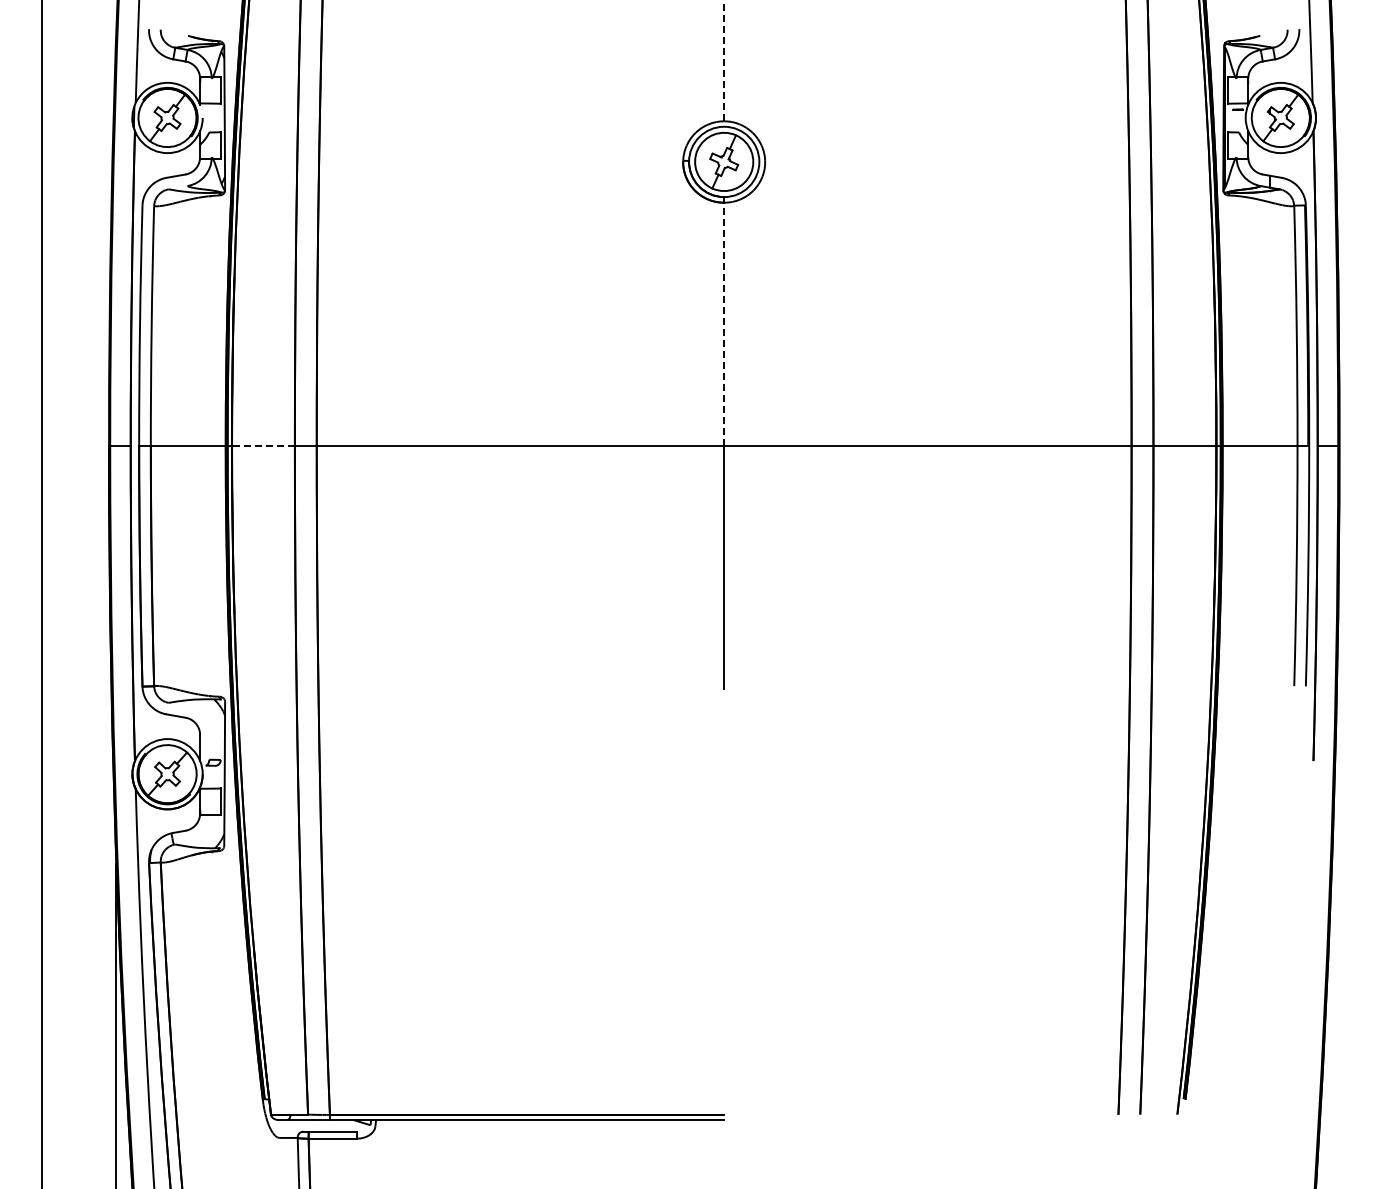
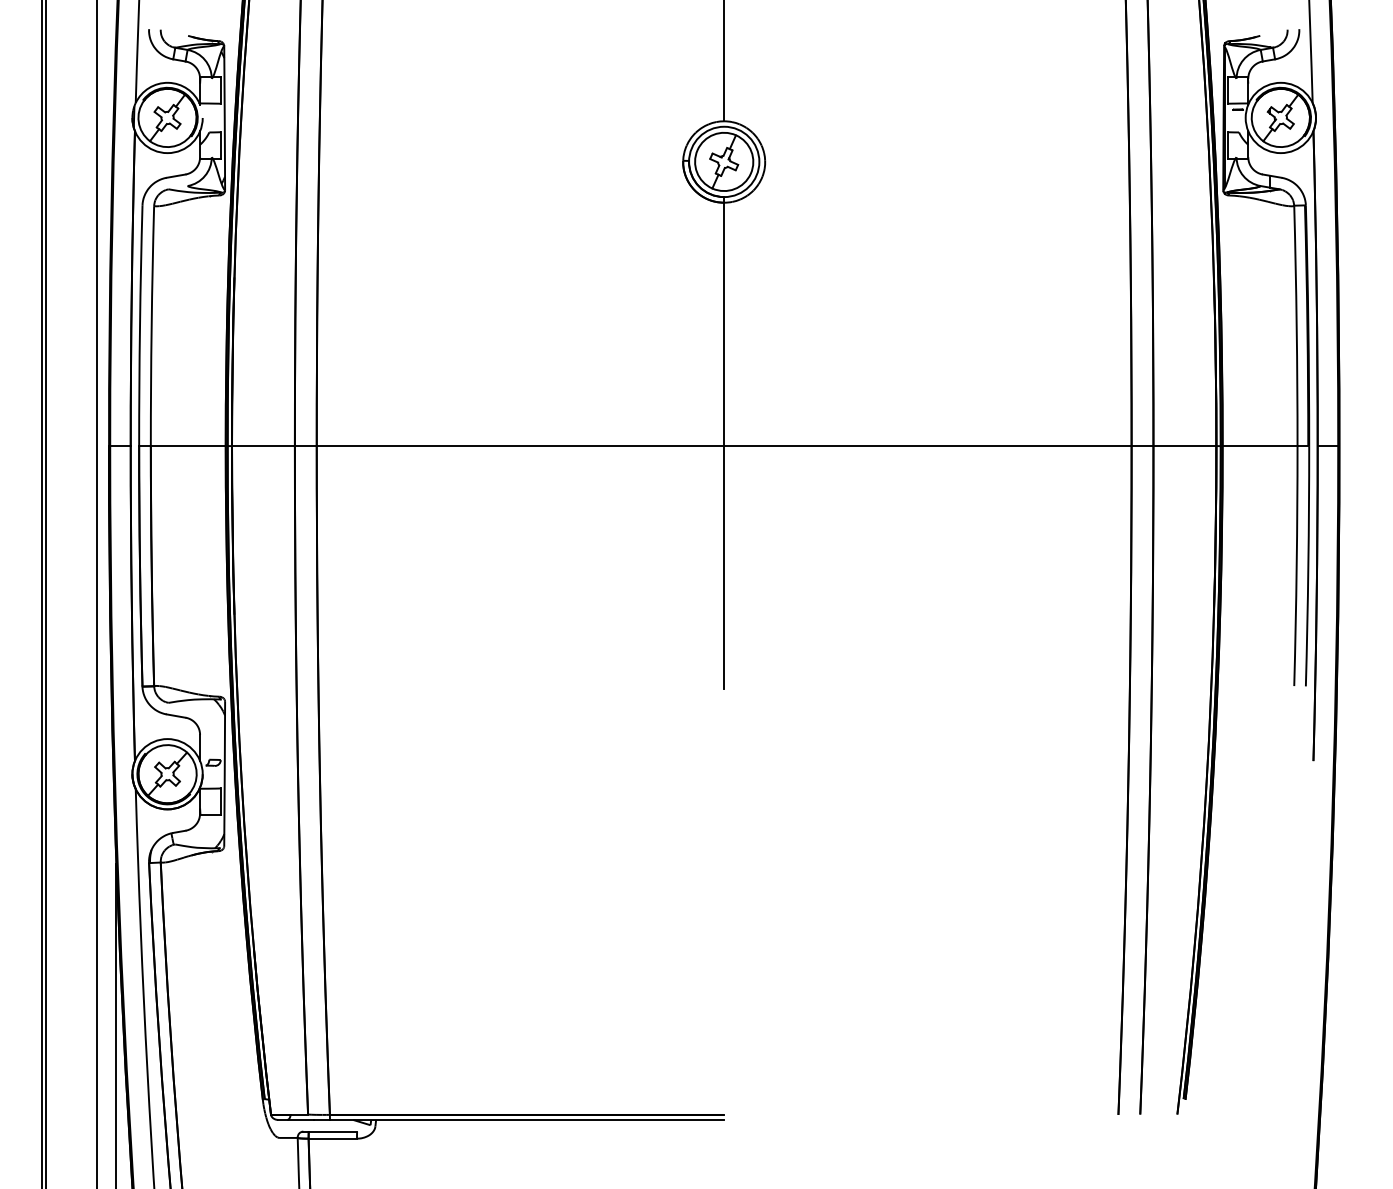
line: dashed -> solid (724, 60)
line: dashed -> solid (724, 324)
line: dashed -> solid (262, 446)
line: none -> present (46, 593)
line: none -> present (97, 593)
